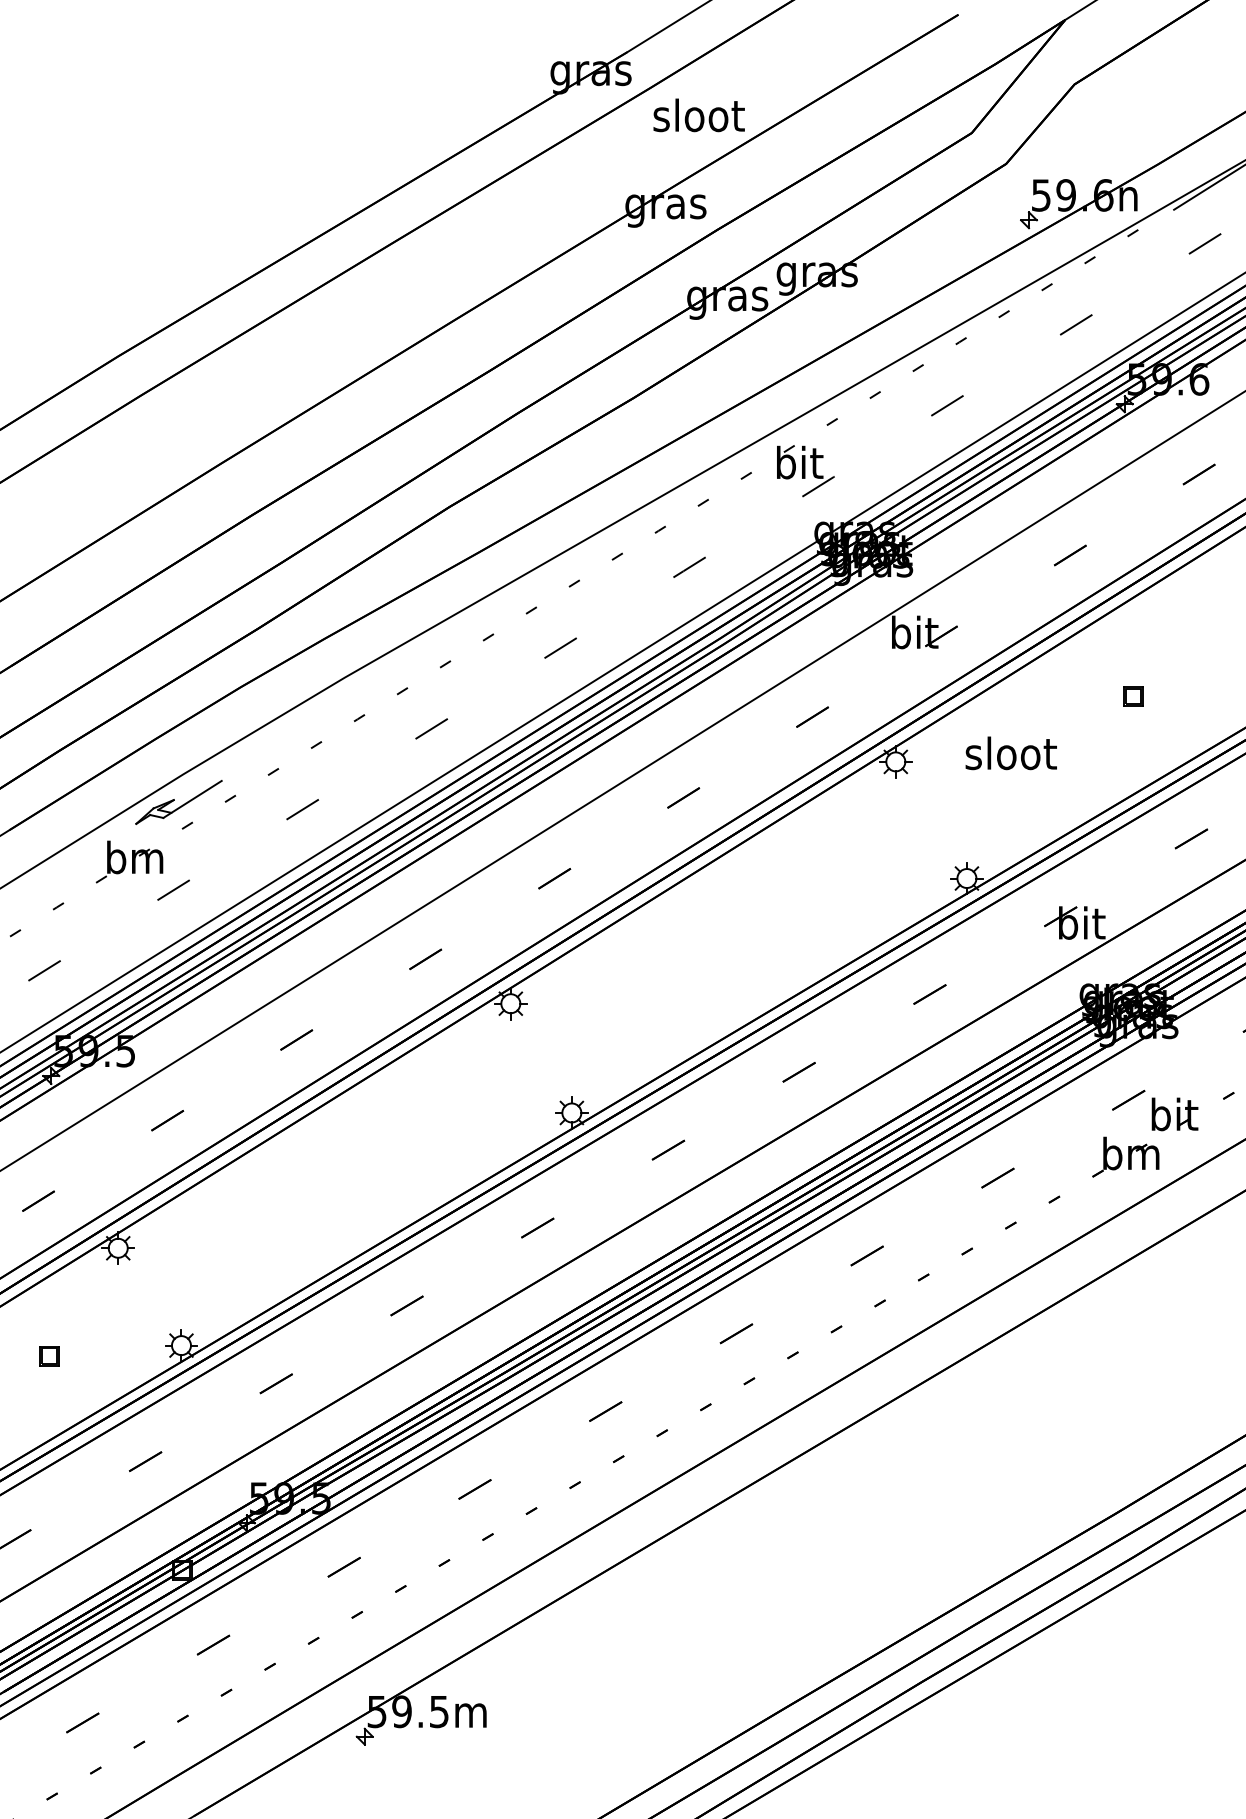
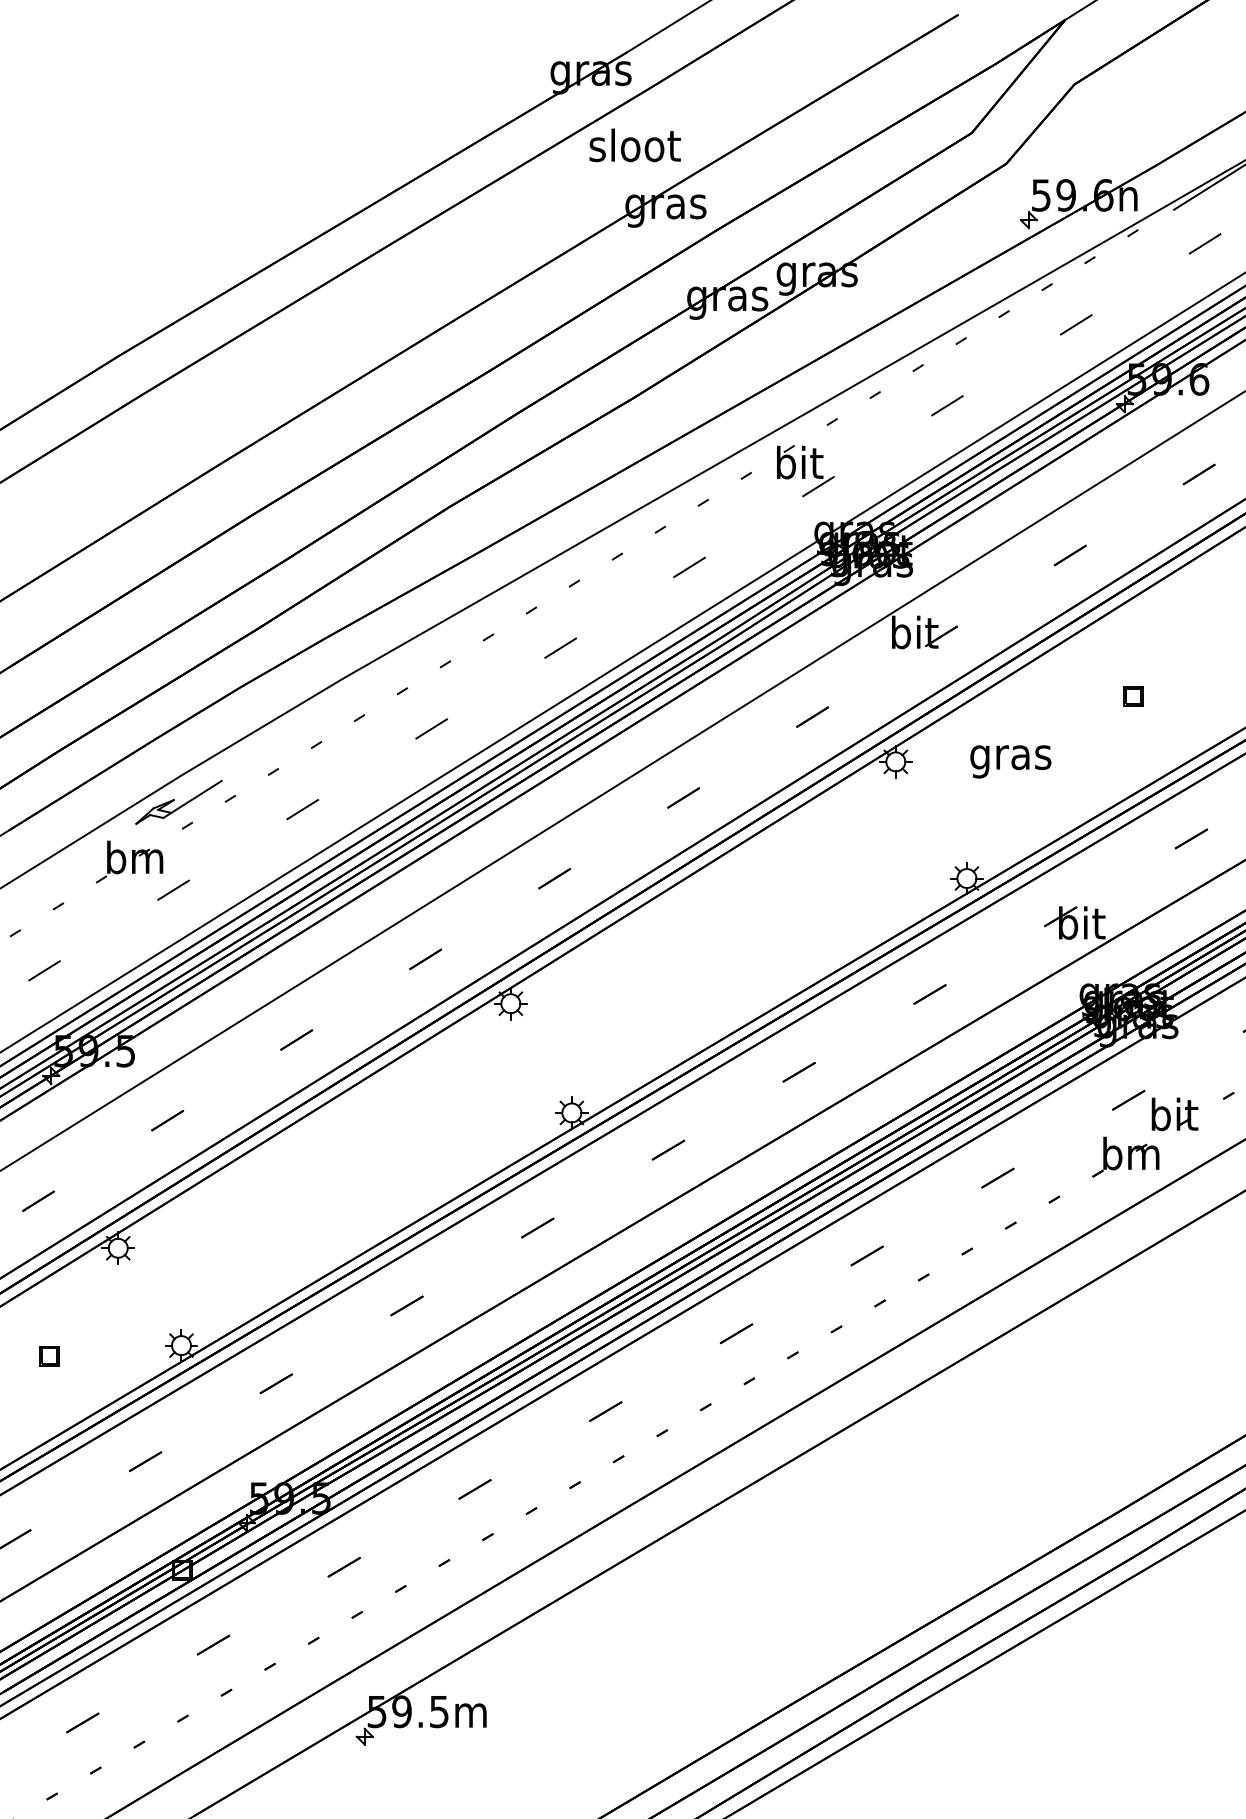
text position: (698, 115) -> (634, 145) (634, 145)
text: sloot -> gras (1010, 757)
